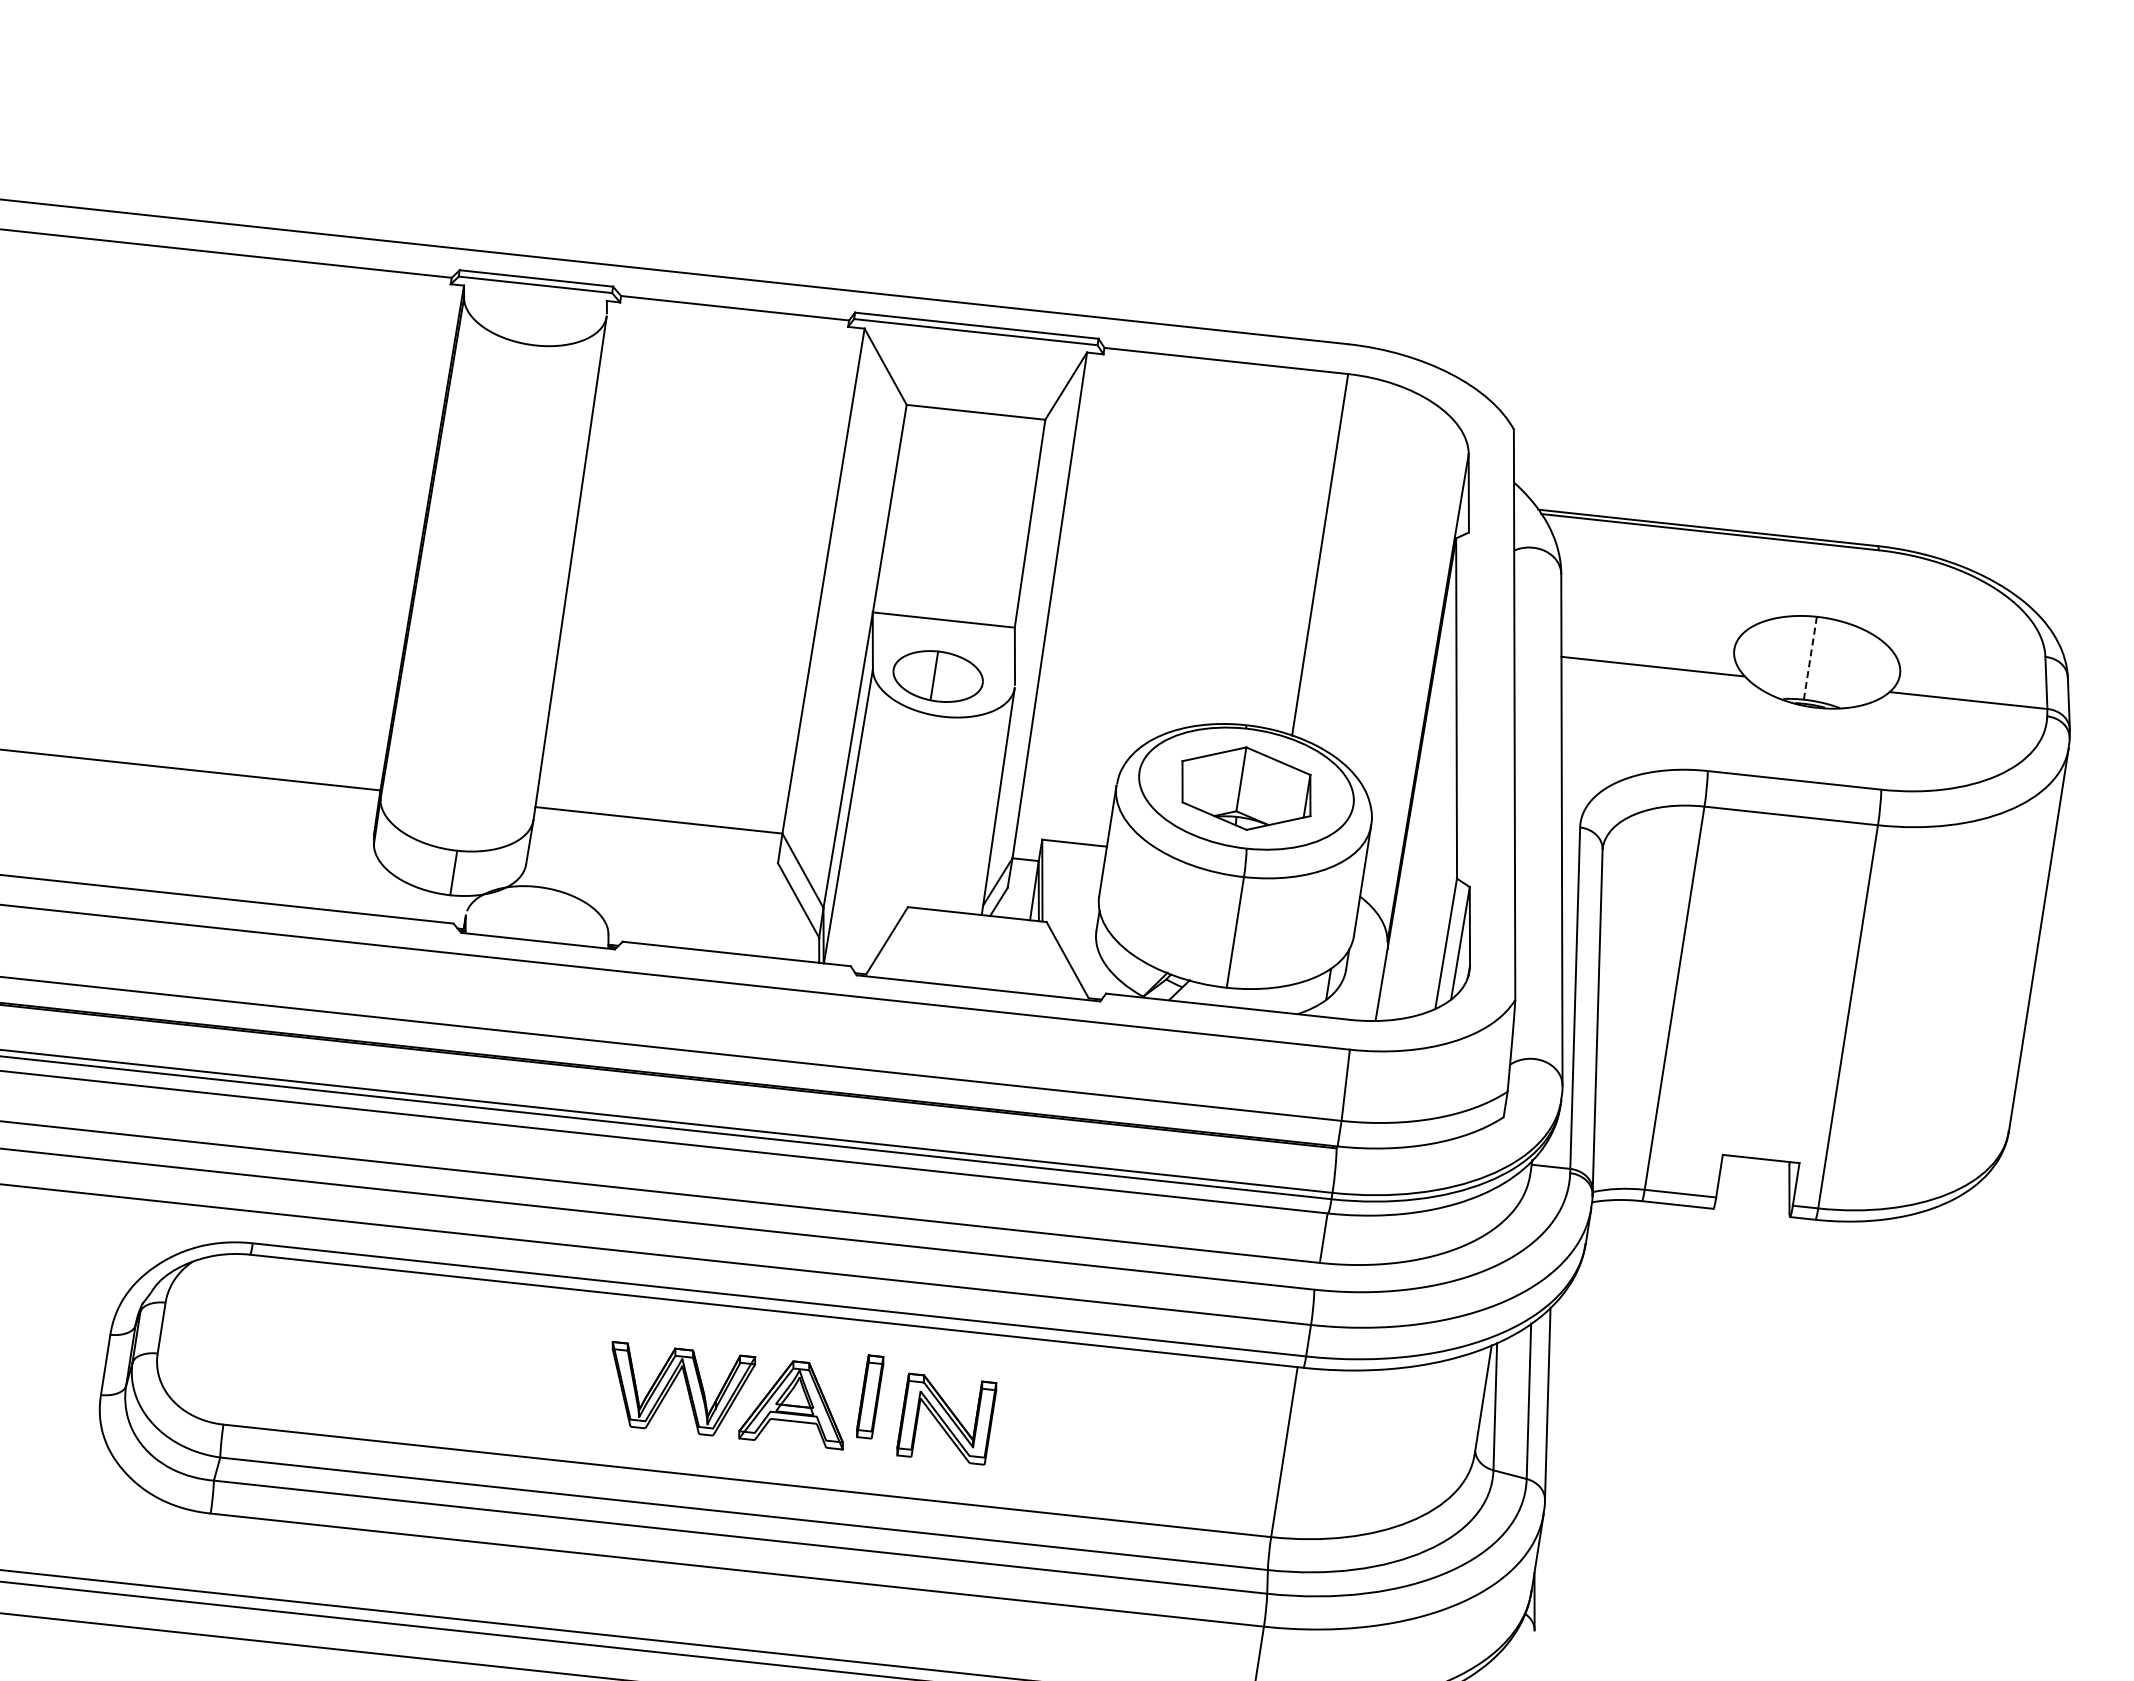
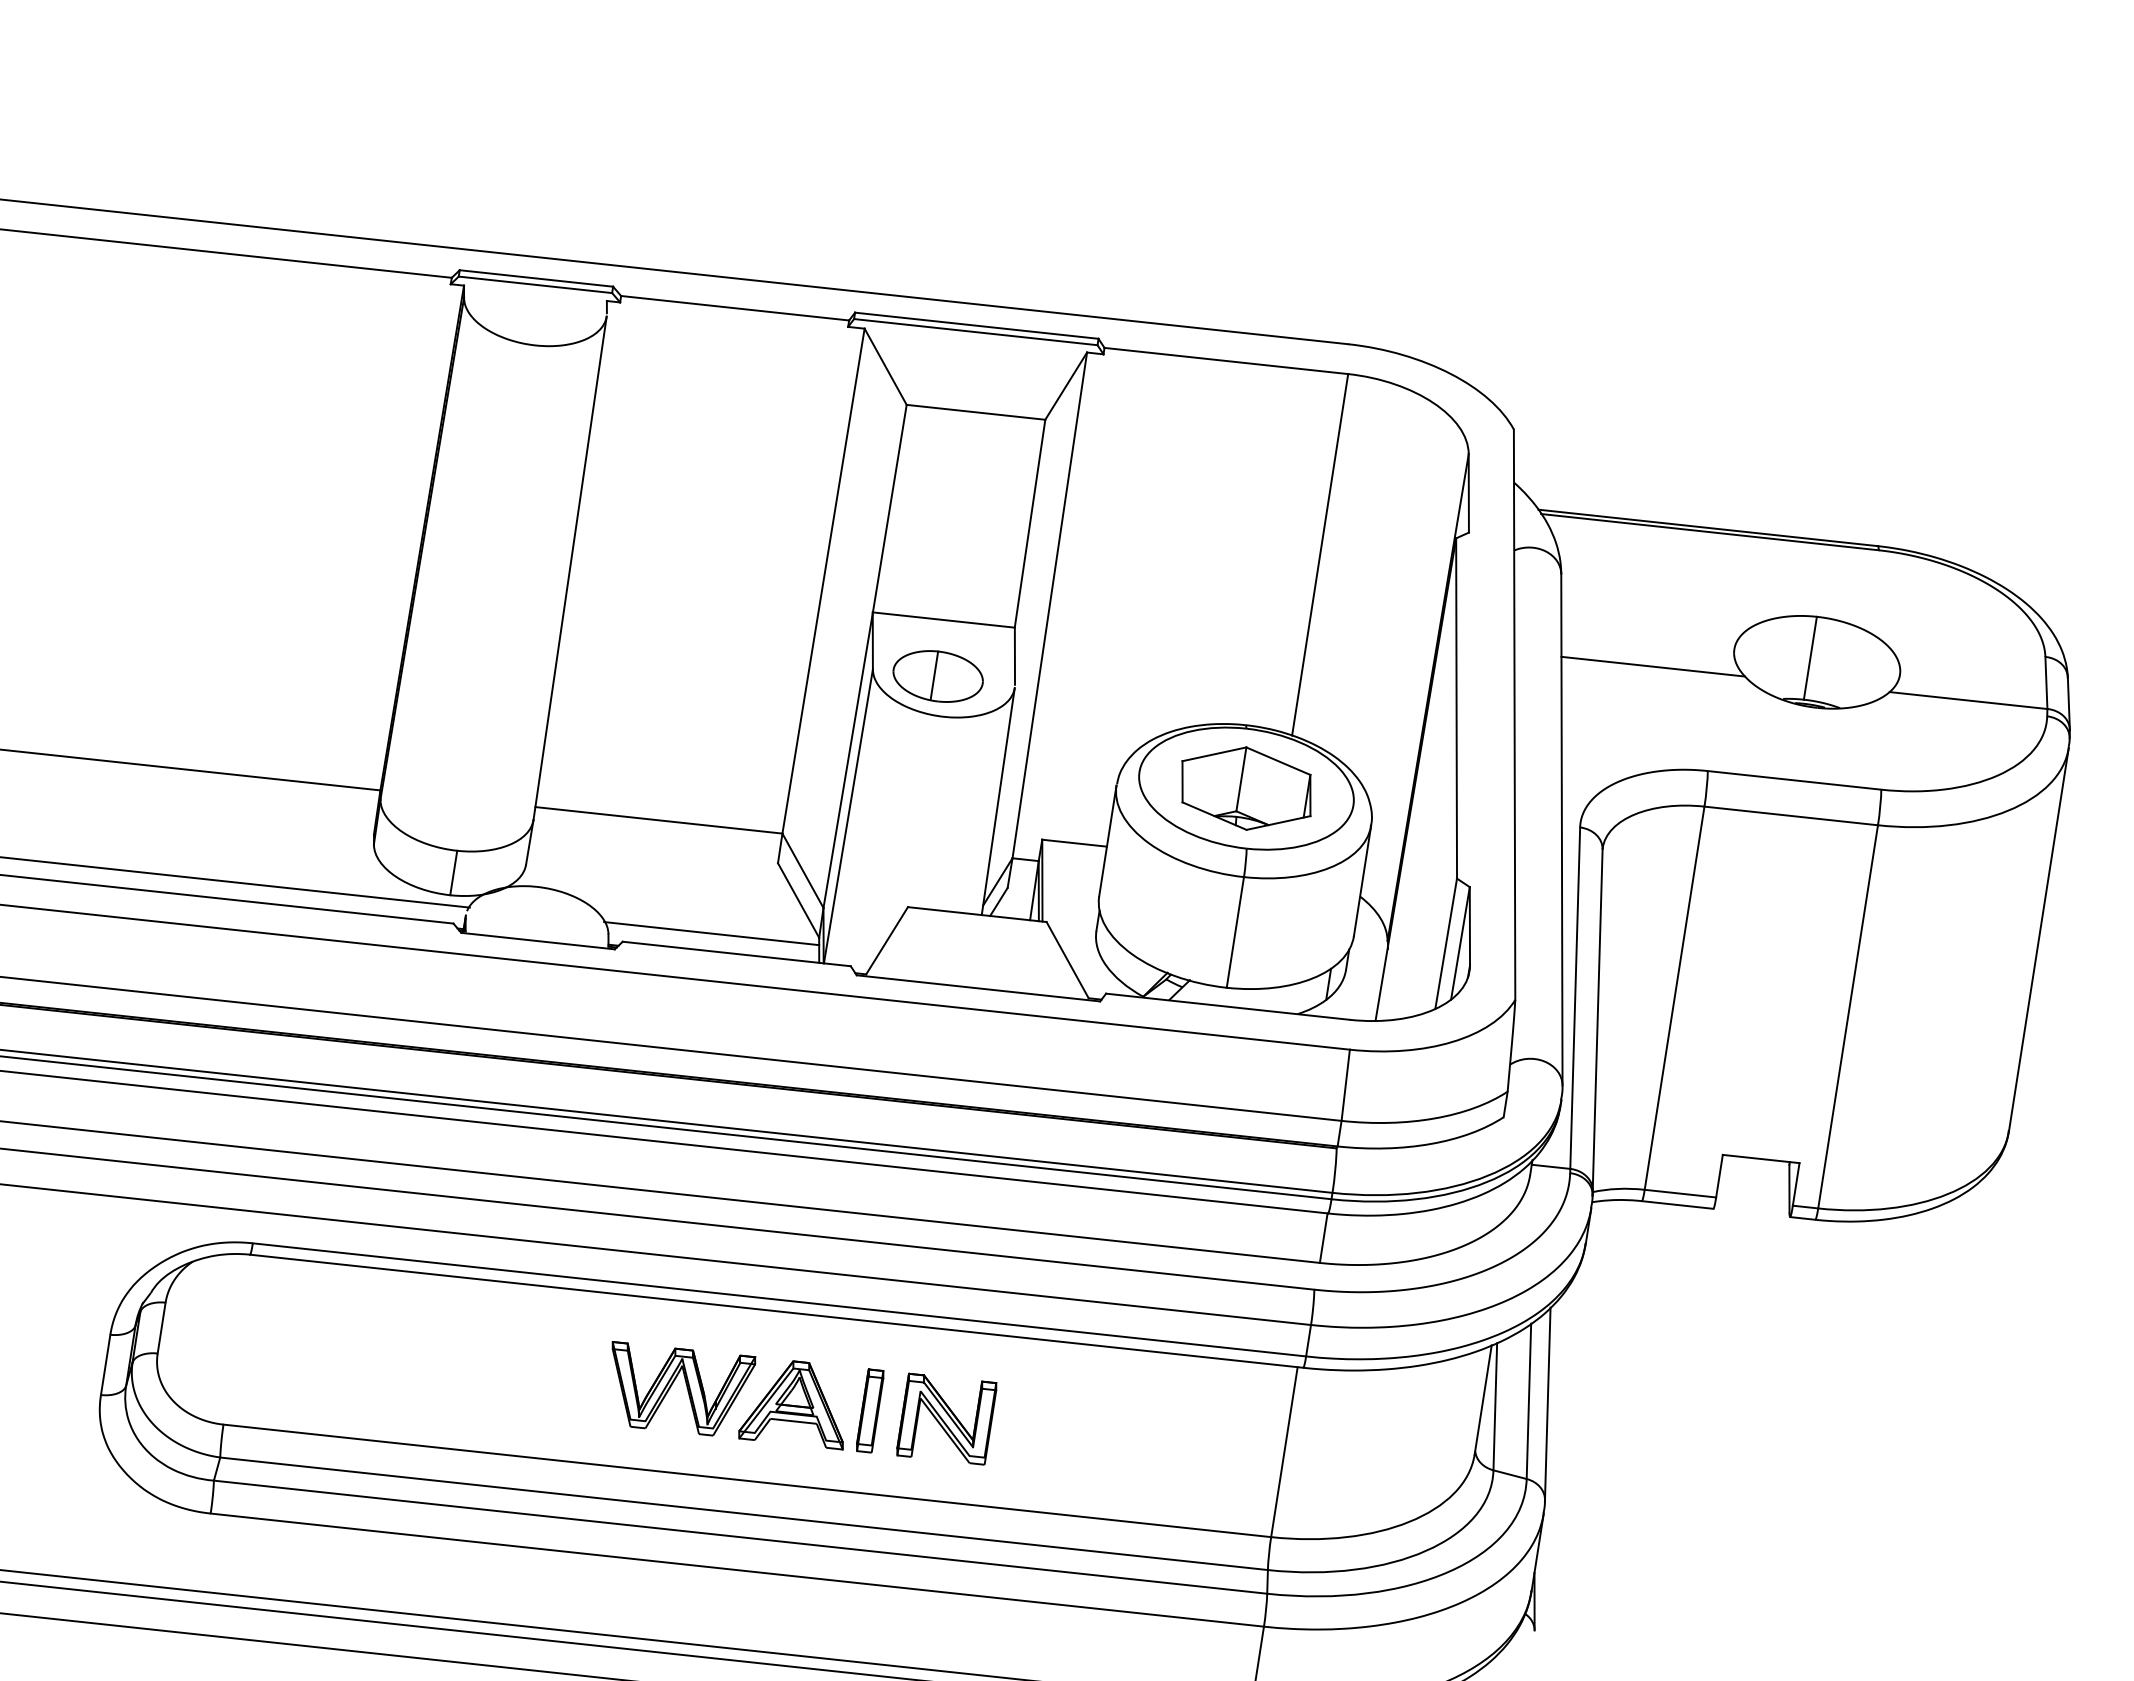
line: dashed -> solid (1810, 658)
line: none -> present (235, 882)
line: none -> present (711, 933)
part position: (870, 1396) -> (870, 1410) (870, 1410)
